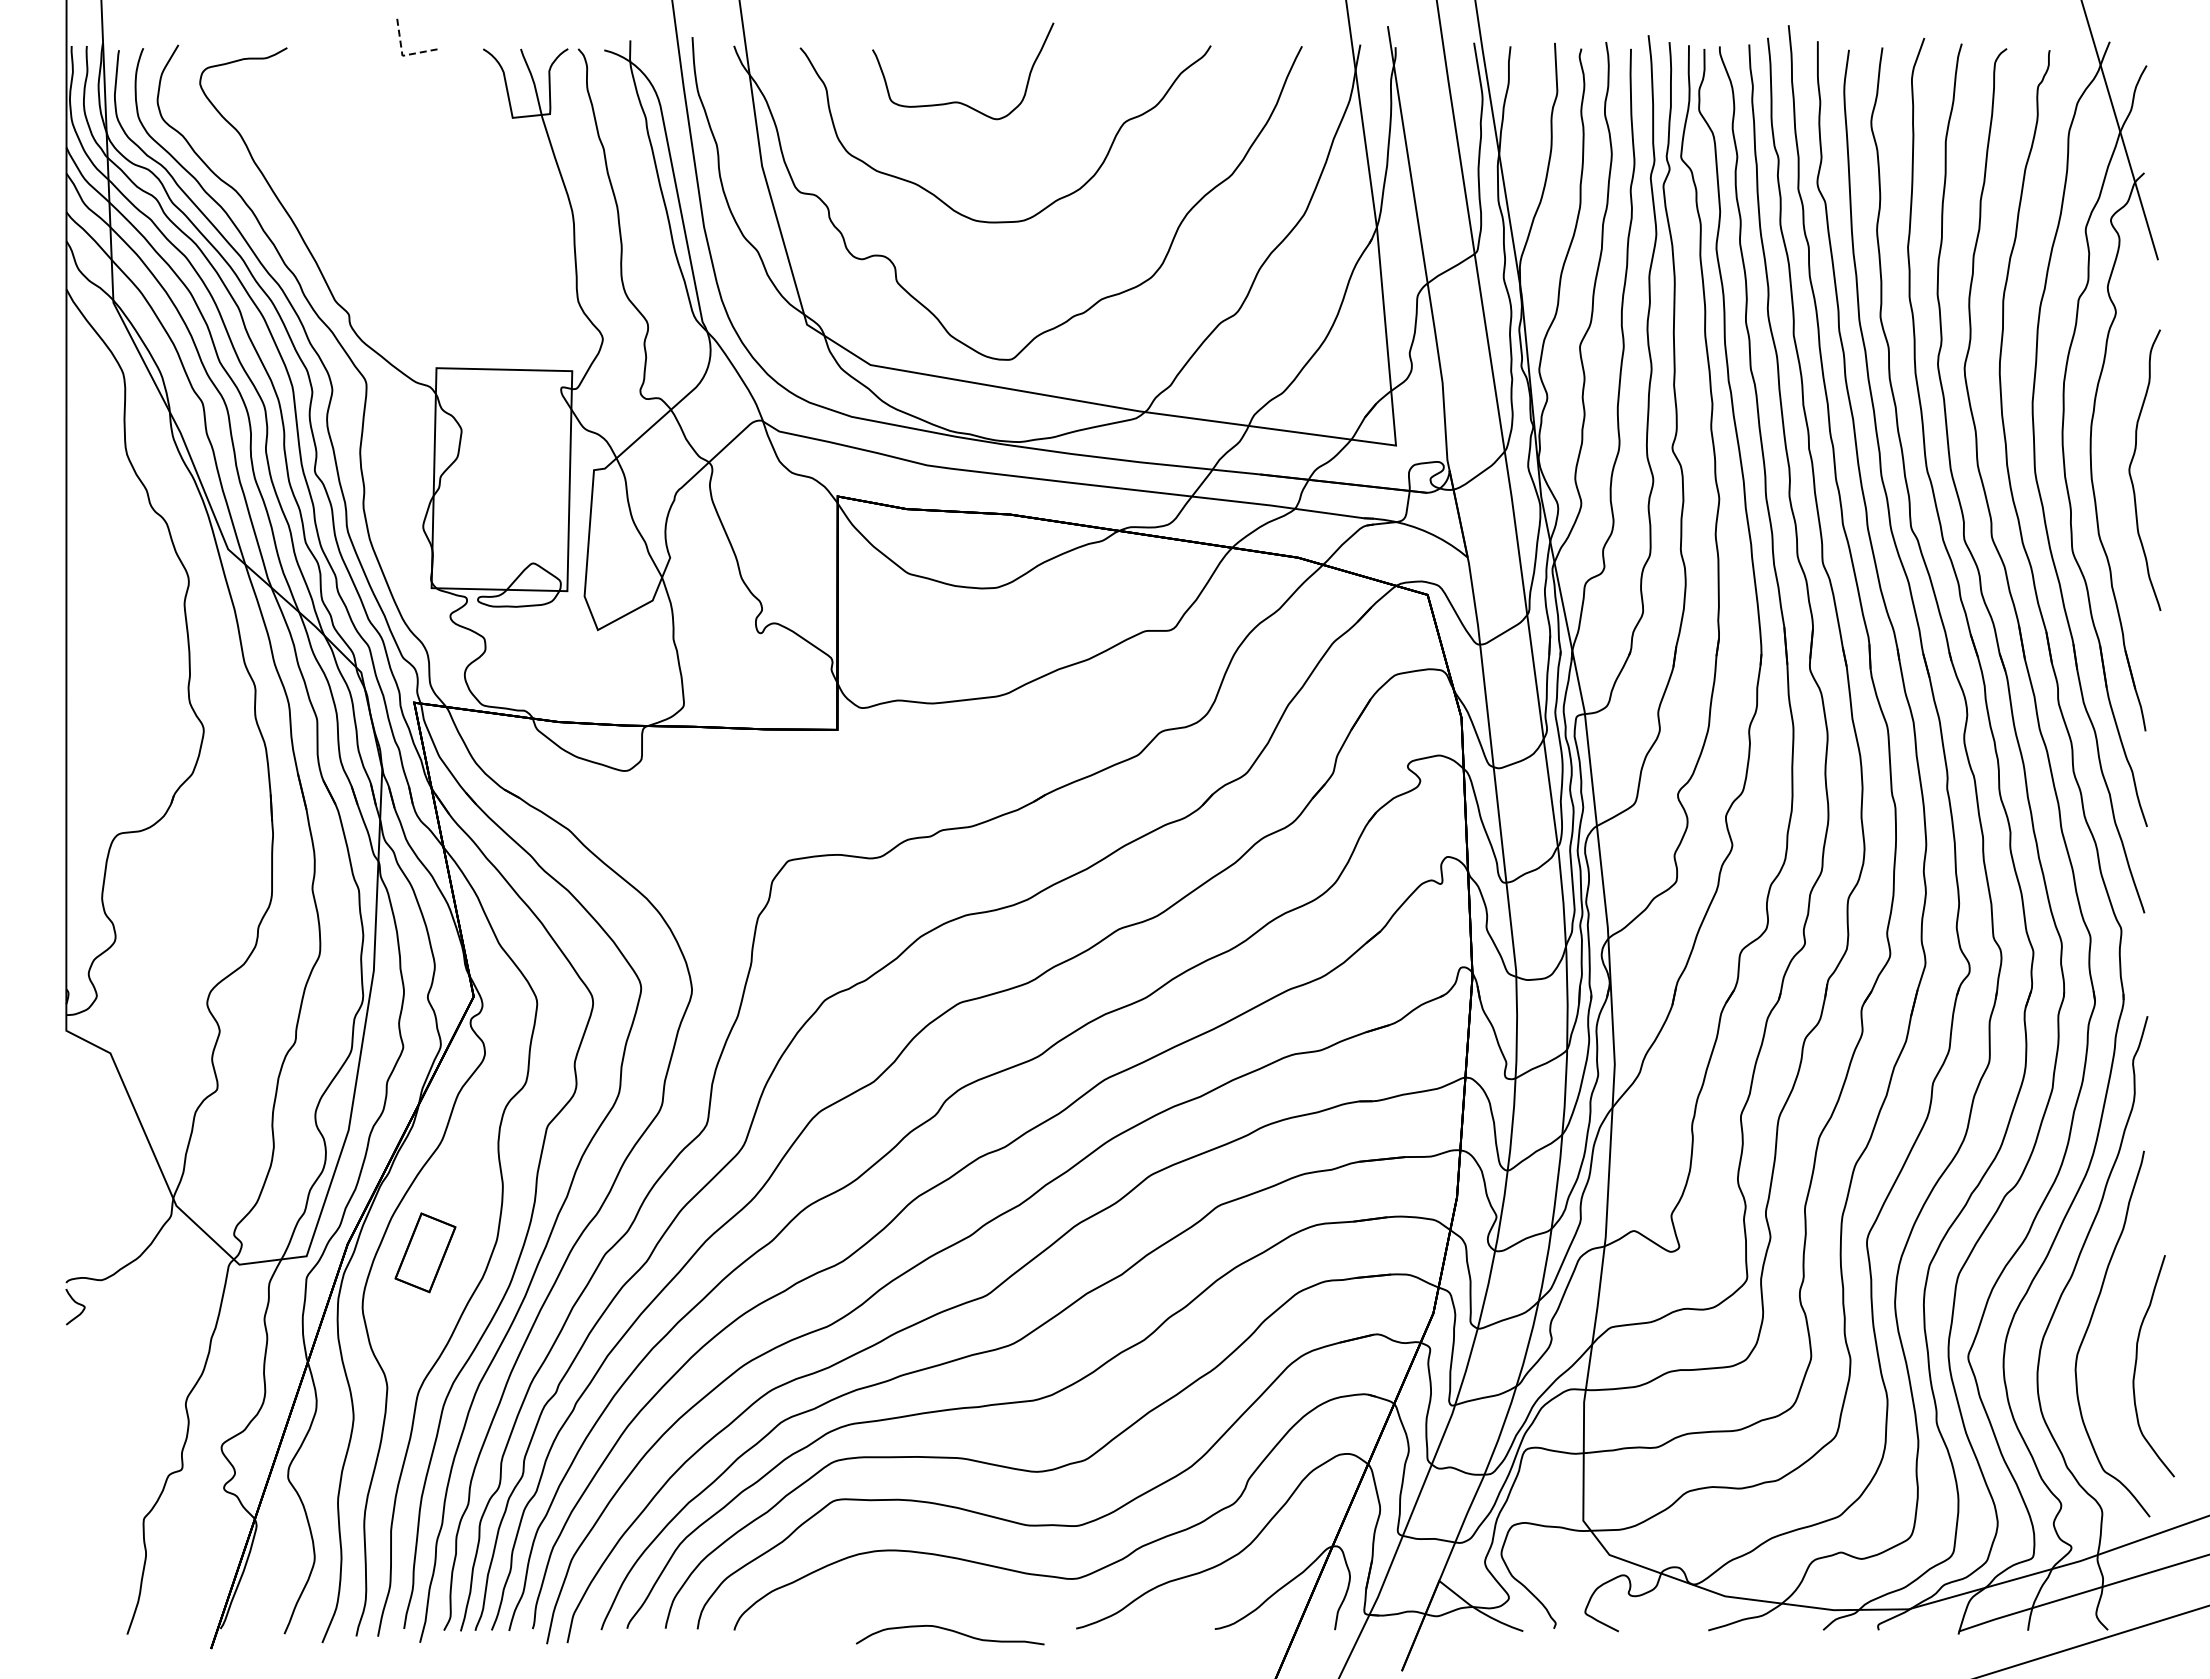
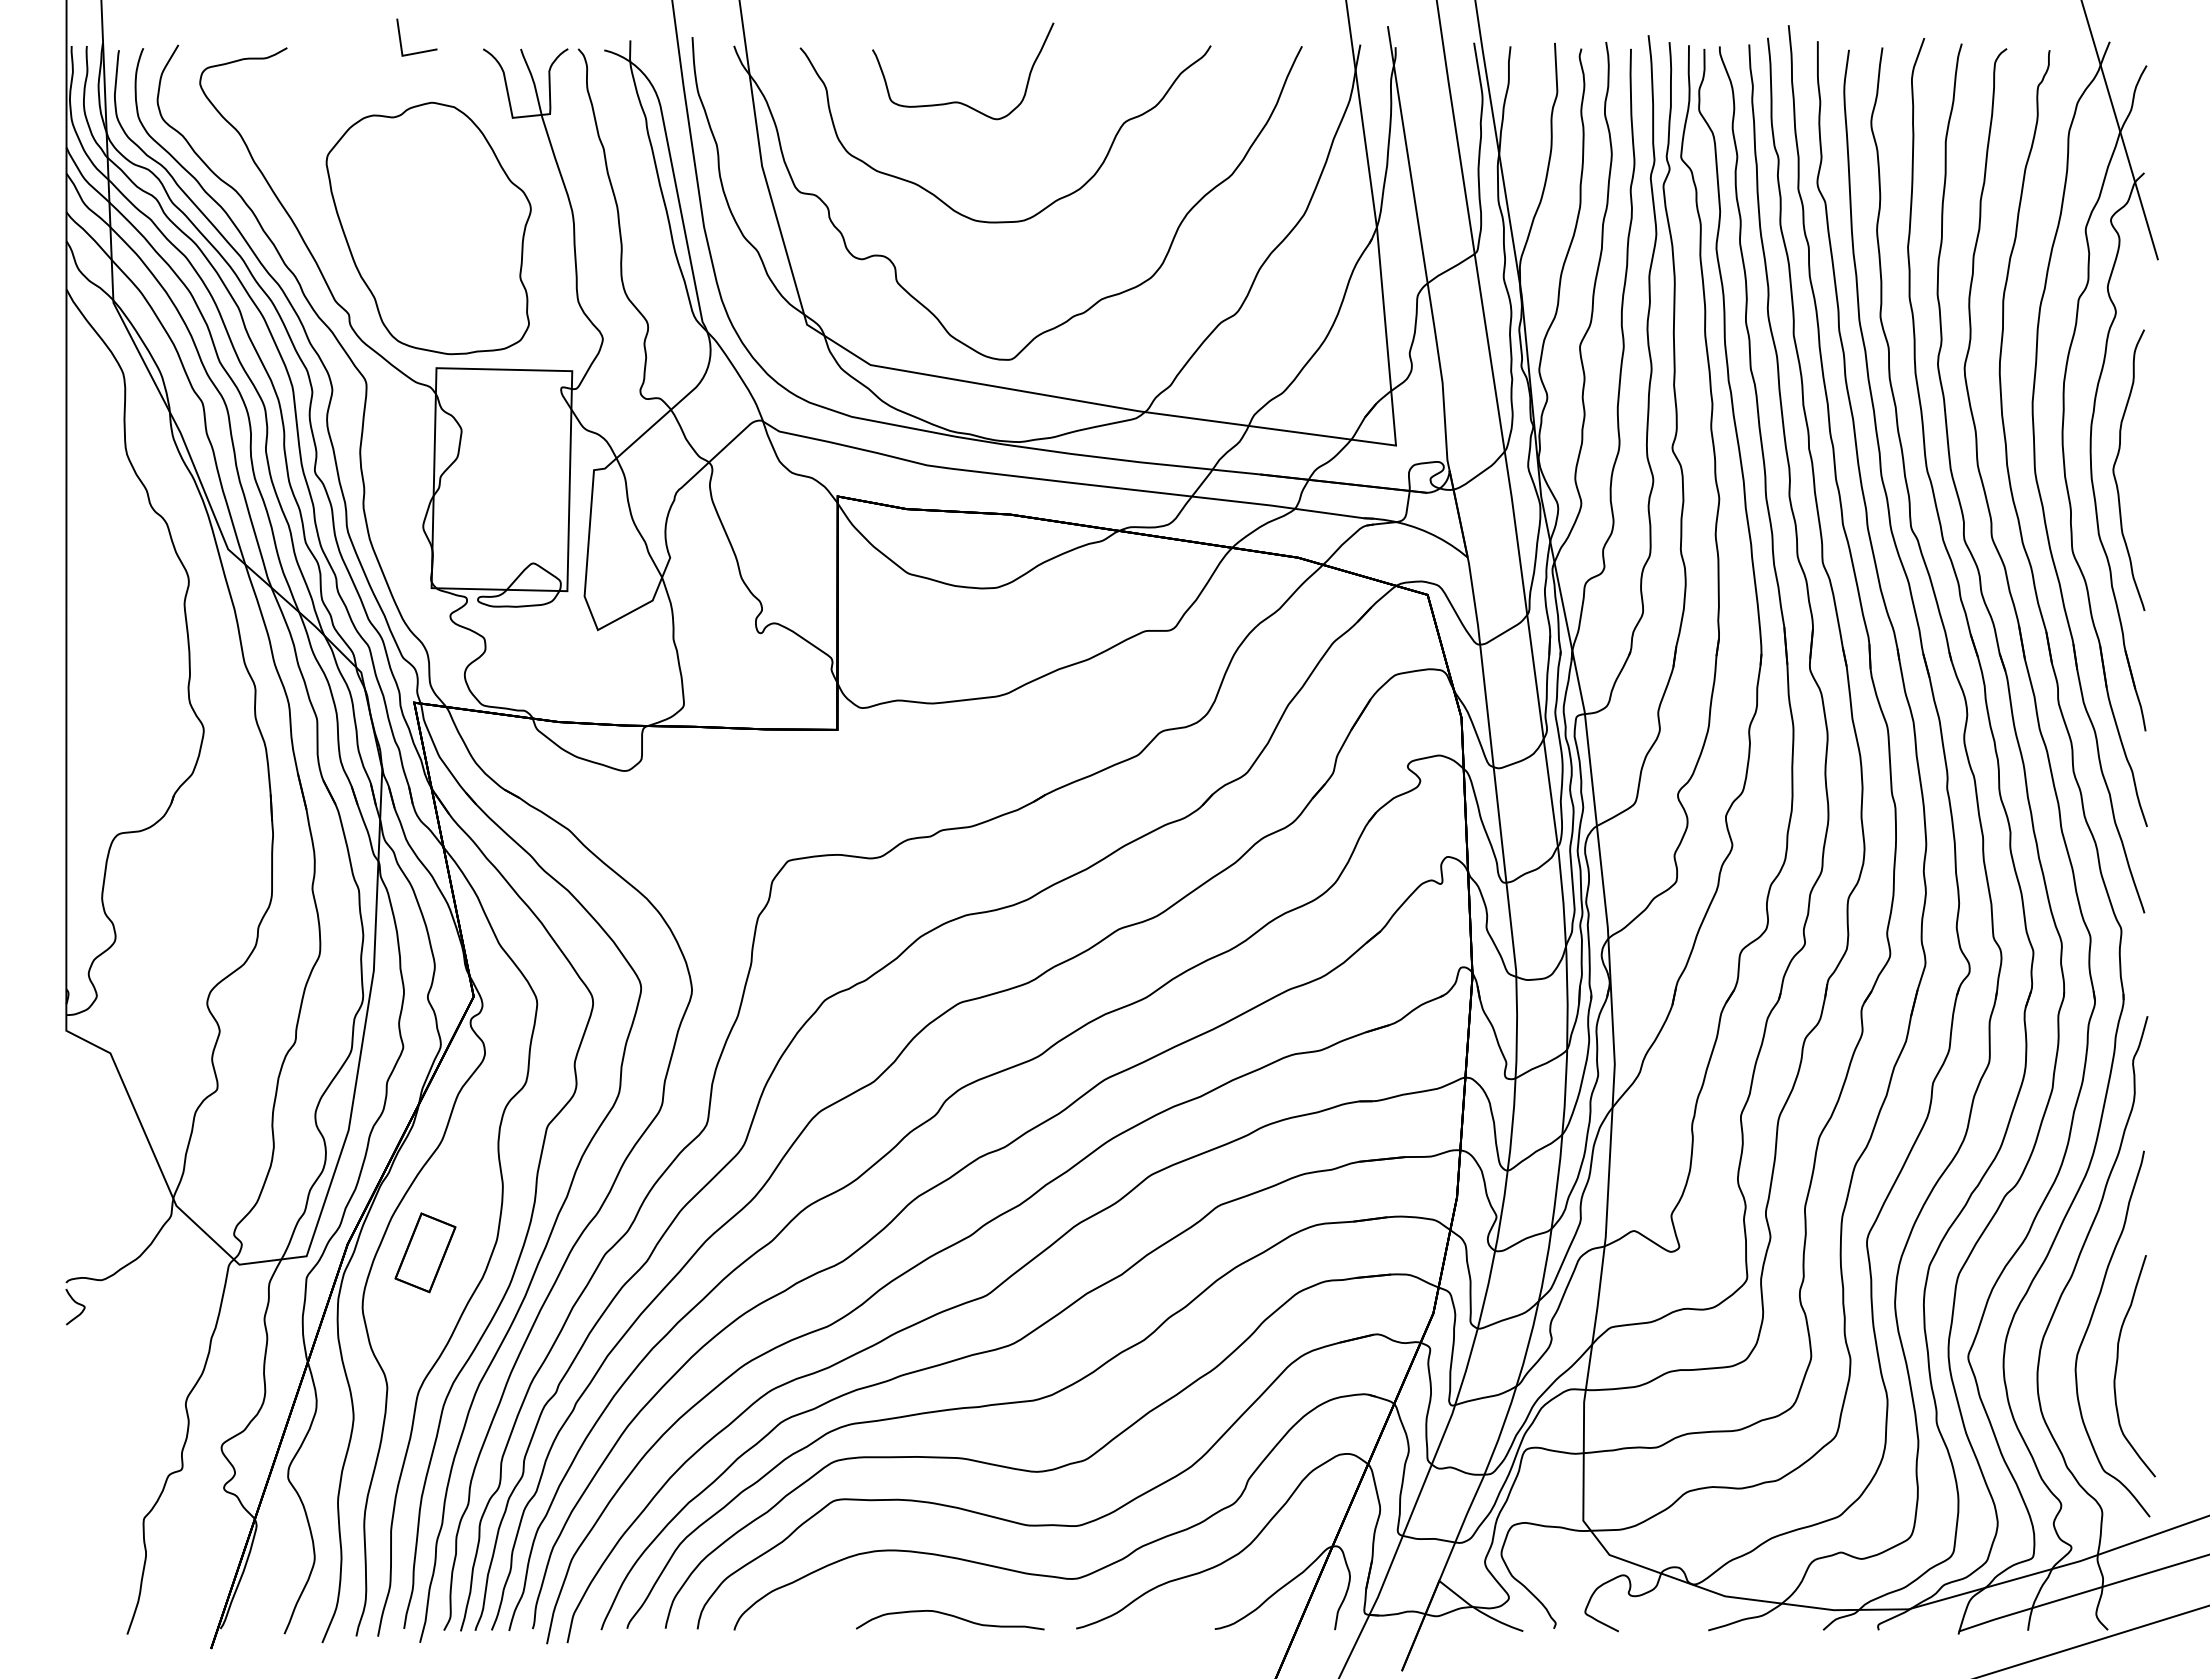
line: dashed -> solid (402, 54)
part: none -> present (428, 228)
curve position: (2131, 465) -> (2115, 465) (2115, 465)
curve position: (2136, 1366) -> (2117, 1366) (2117, 1366)
curve position: (950, 1631) -> (950, 1616) (950, 1616)
